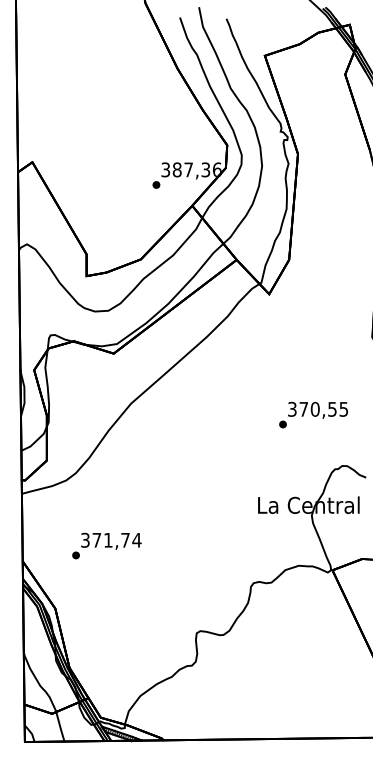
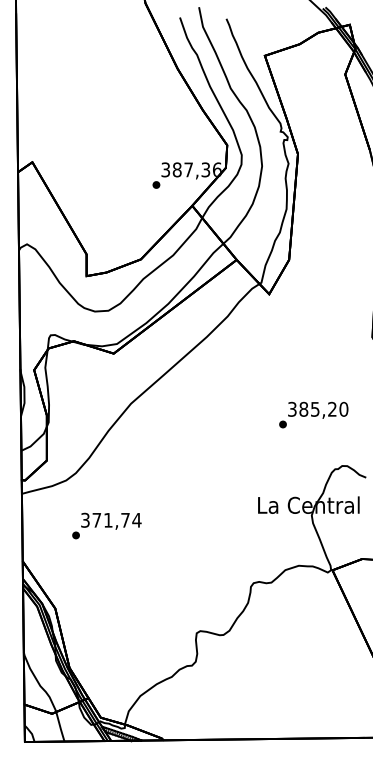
text: 370,55 -> 385,20 (323, 408)
text position: (106, 545) -> (106, 525) (106, 525)
